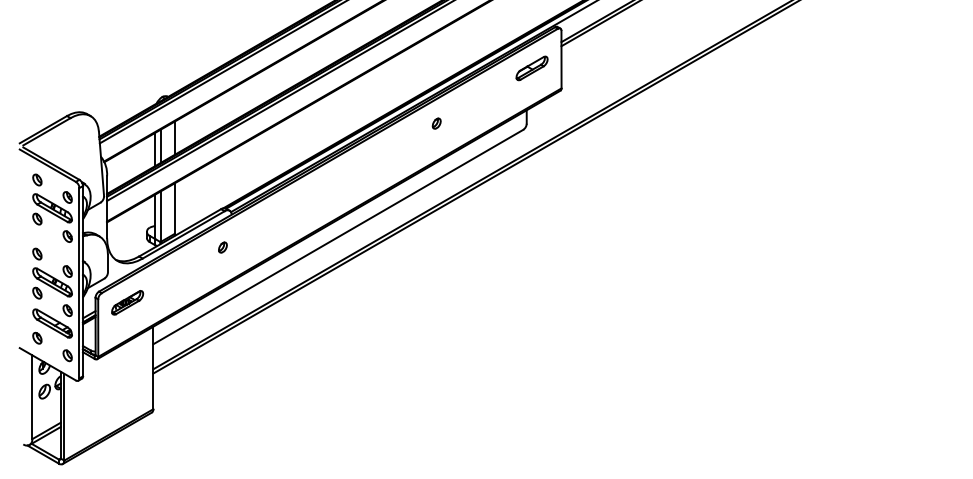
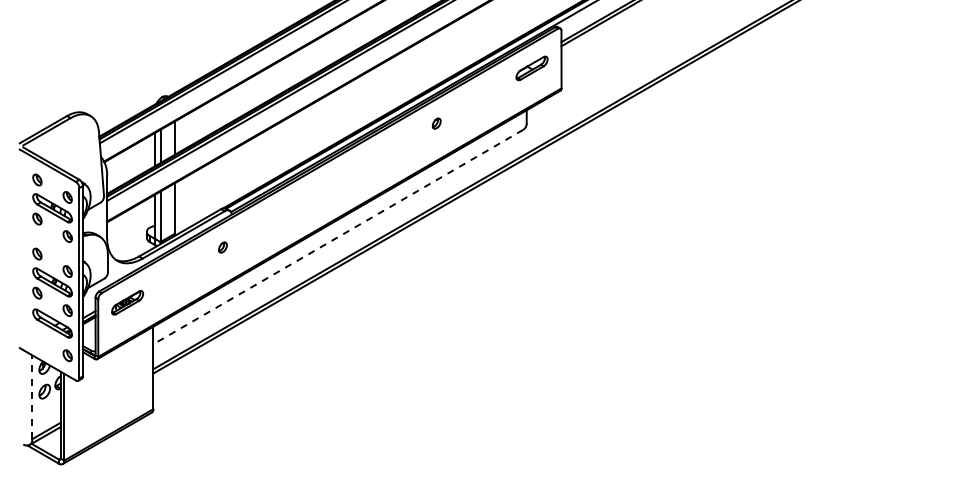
line: solid -> dashed (338, 237)
part: present -> none (37, 337)
line: solid -> dashed (32, 397)
